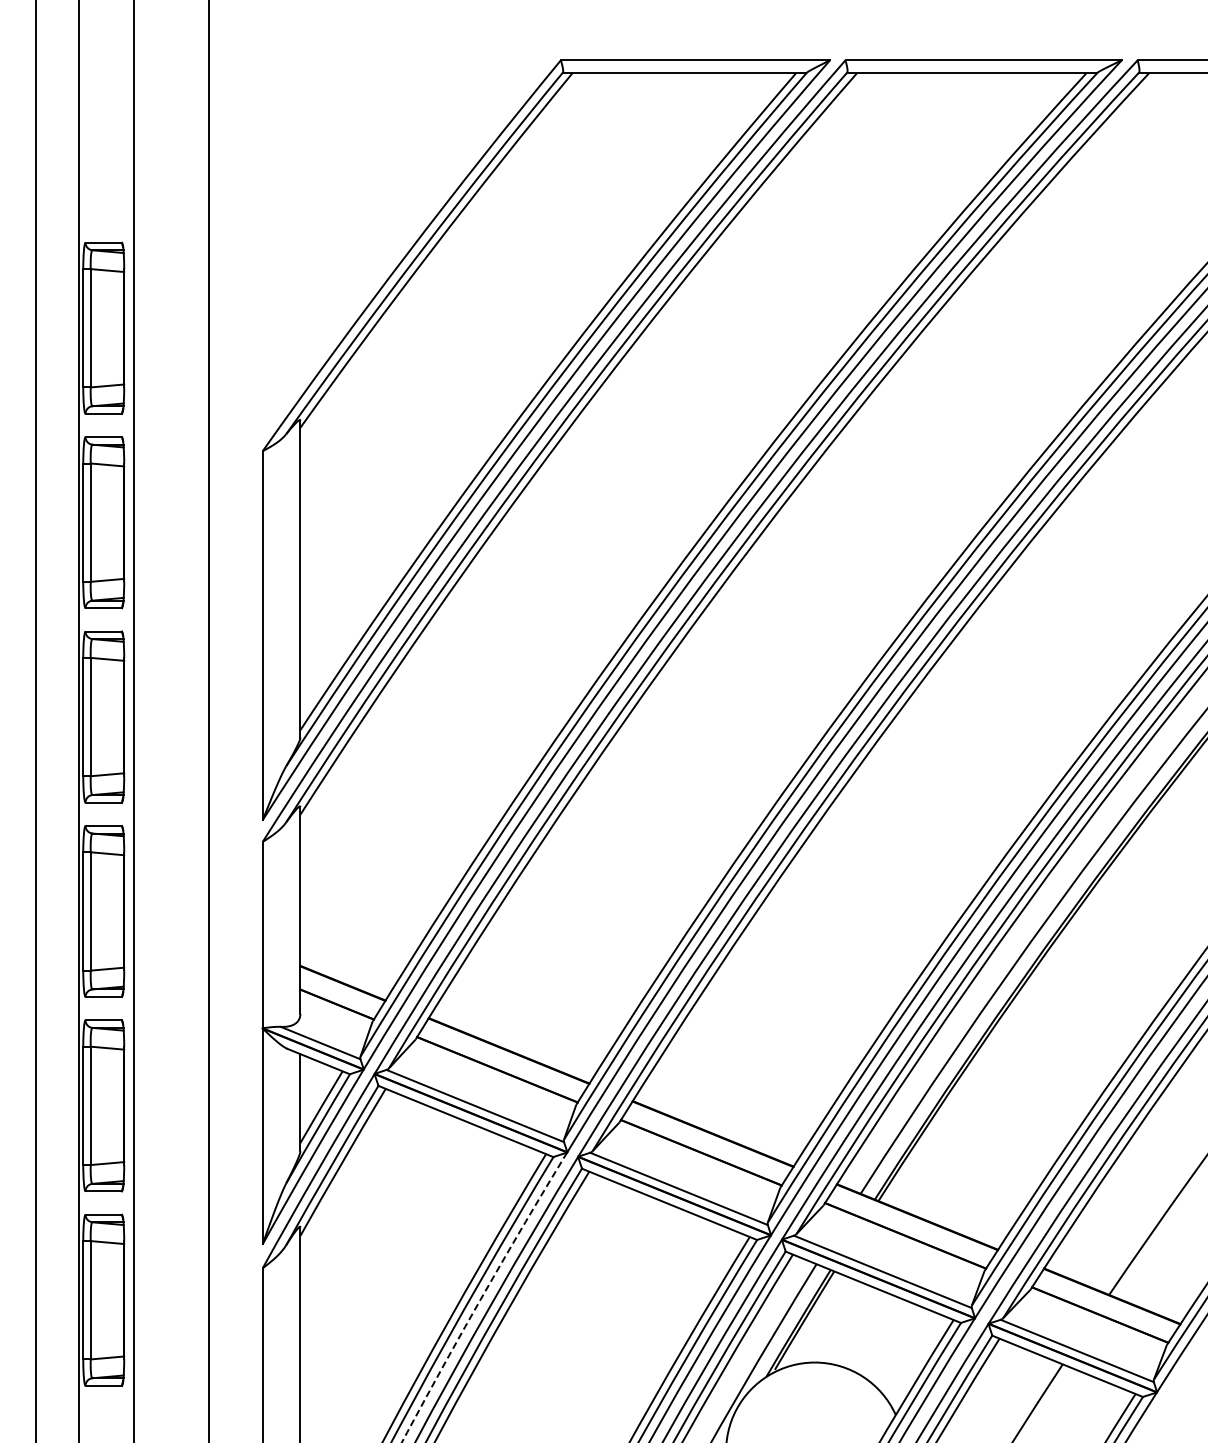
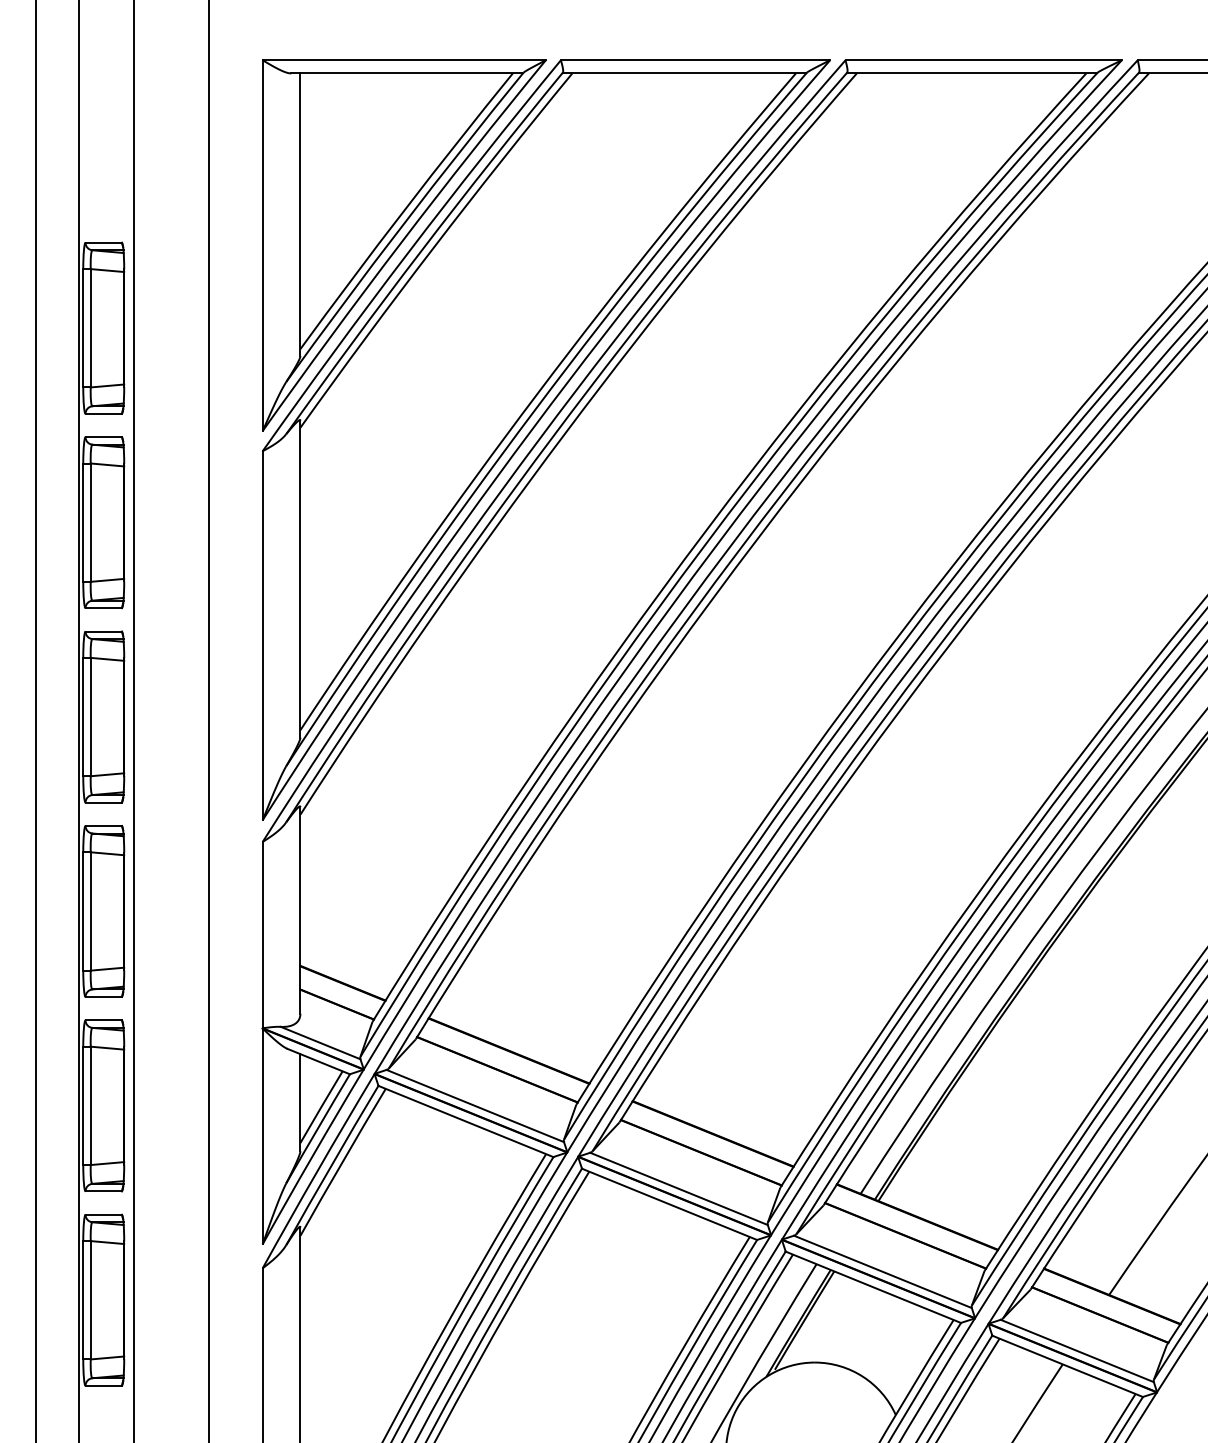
part: none -> present (404, 245)
arc: dashed -> solid (482, 1296)
